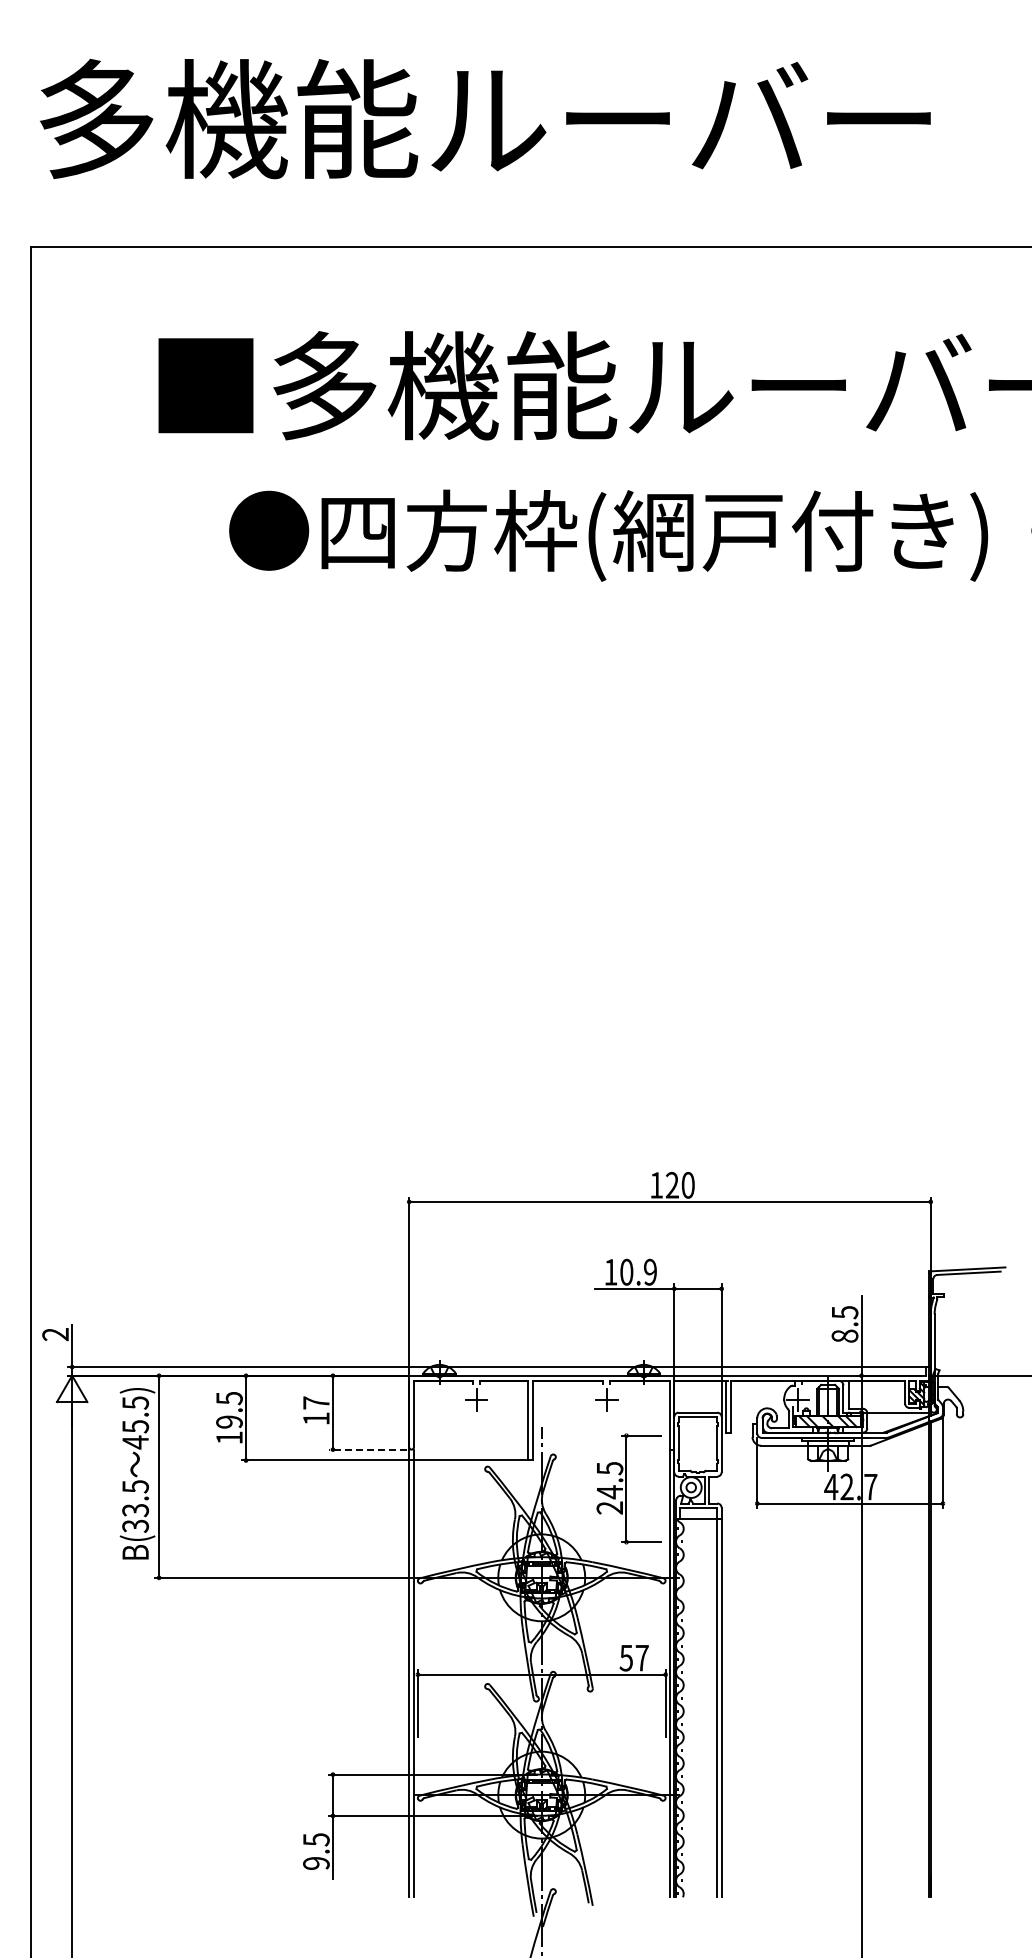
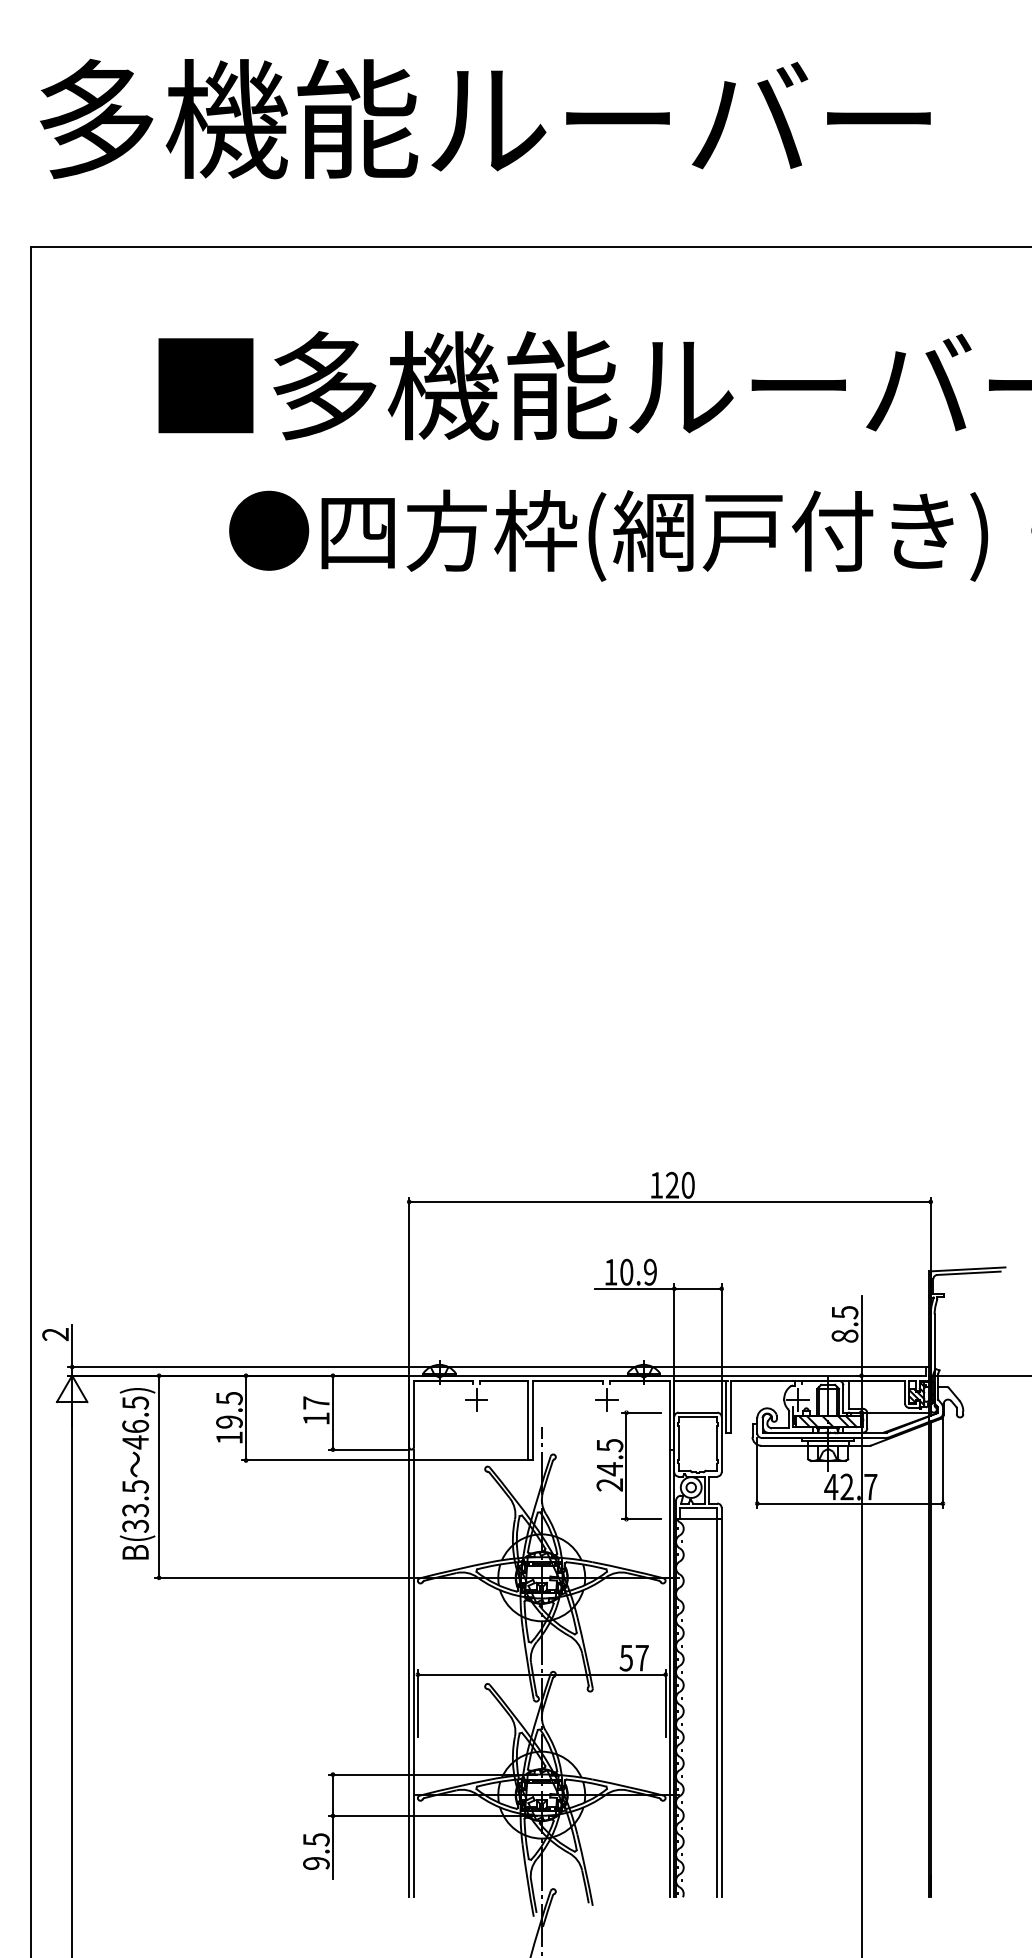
text: 45.5) -> 46.5) (135, 1426)
line: dashed -> solid (367, 1449)
part position: (628, 1488) -> (628, 1465) (628, 1465)
